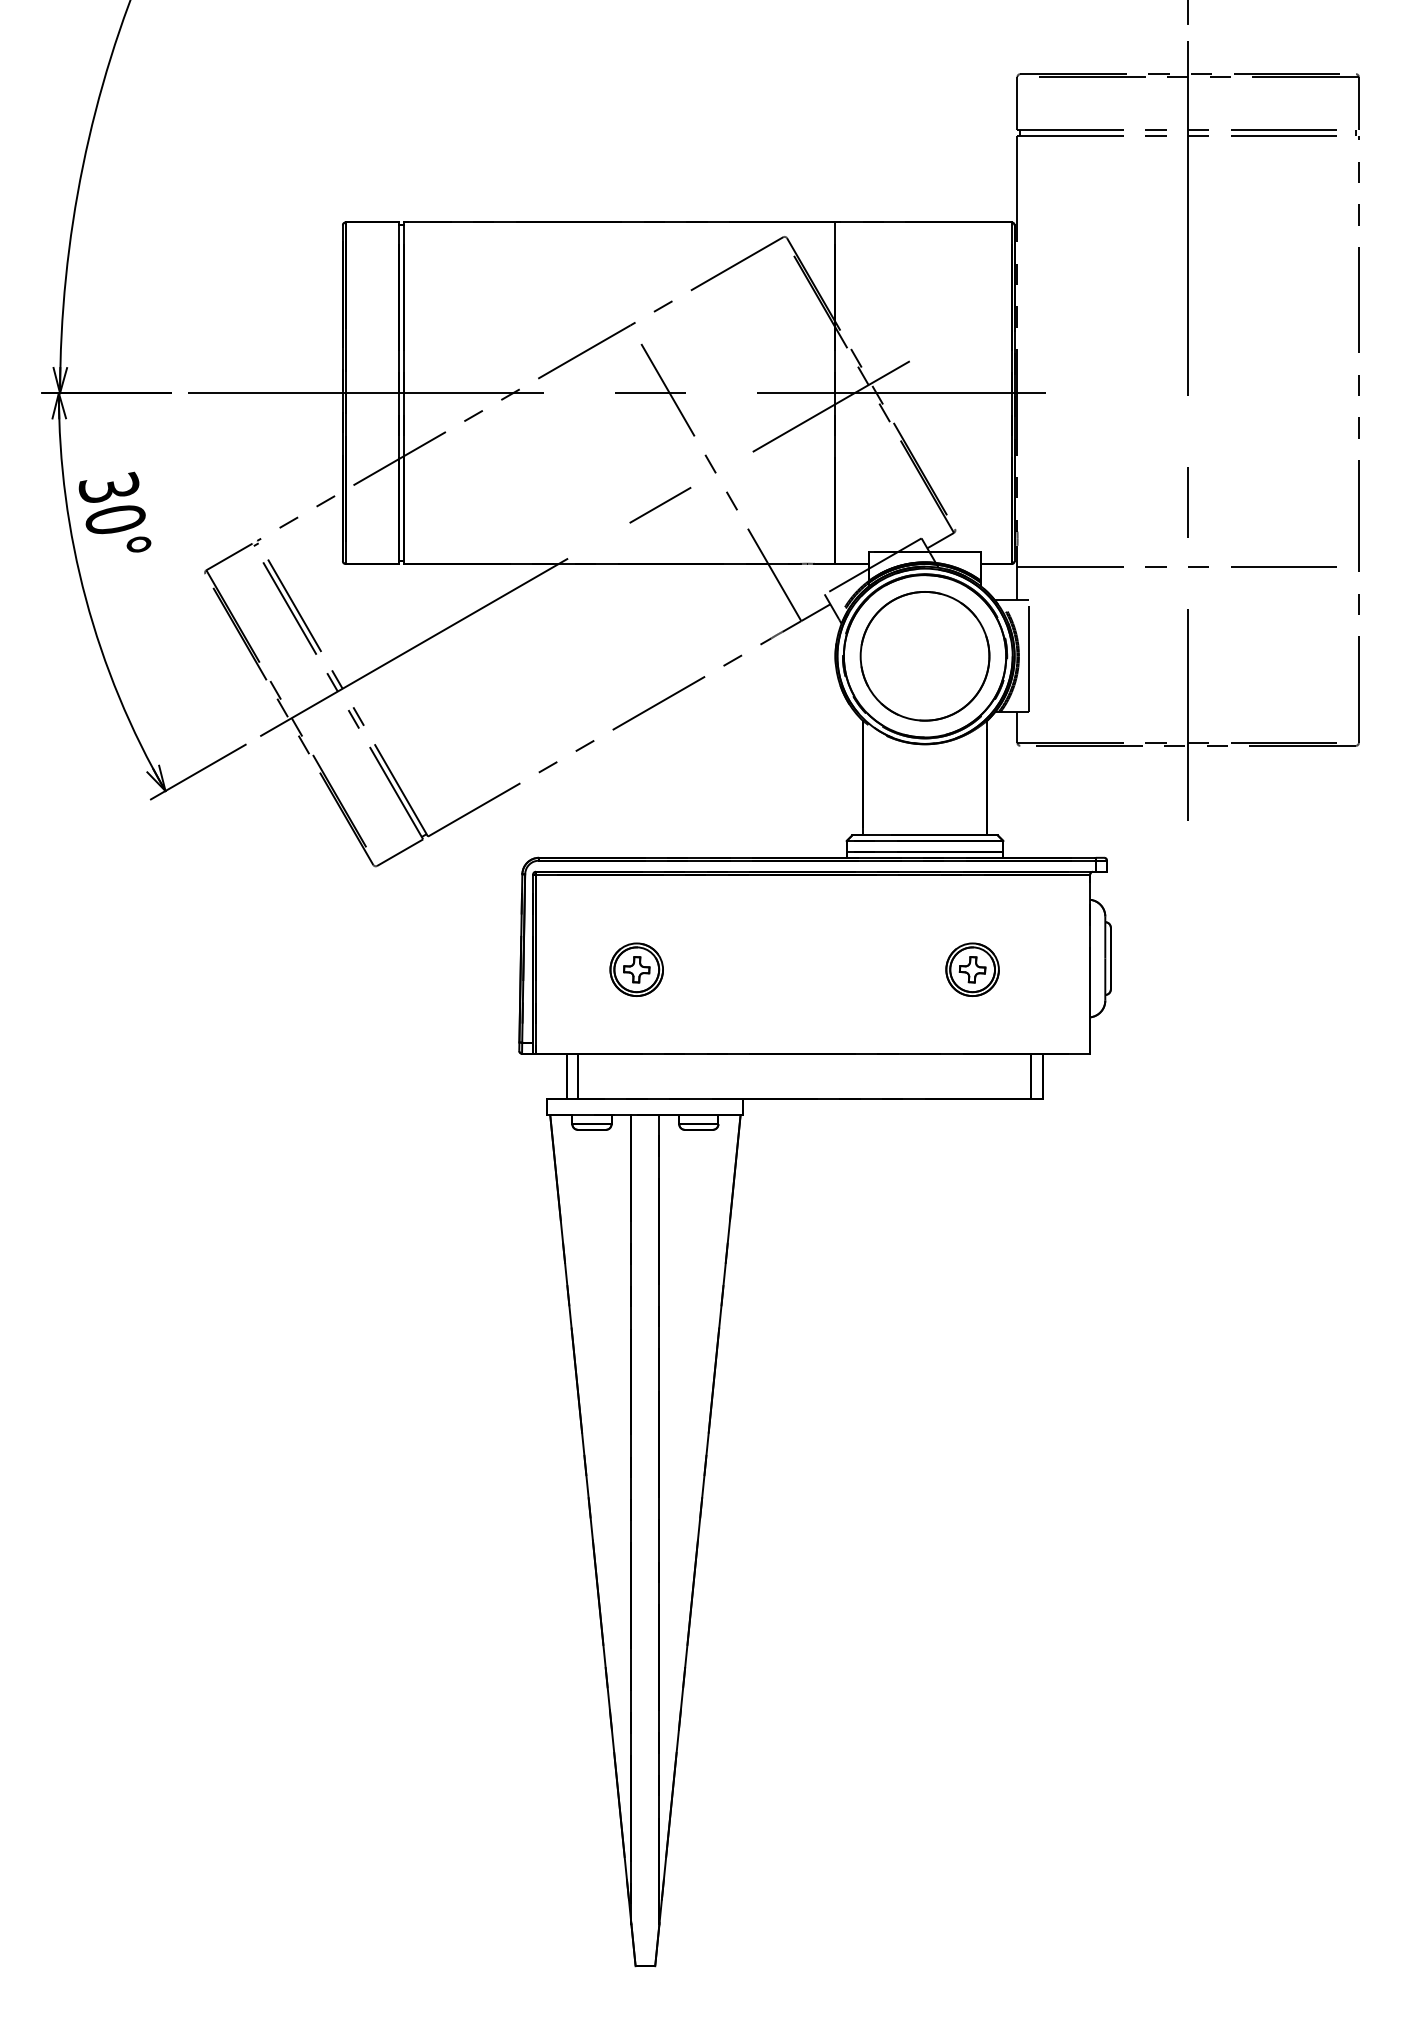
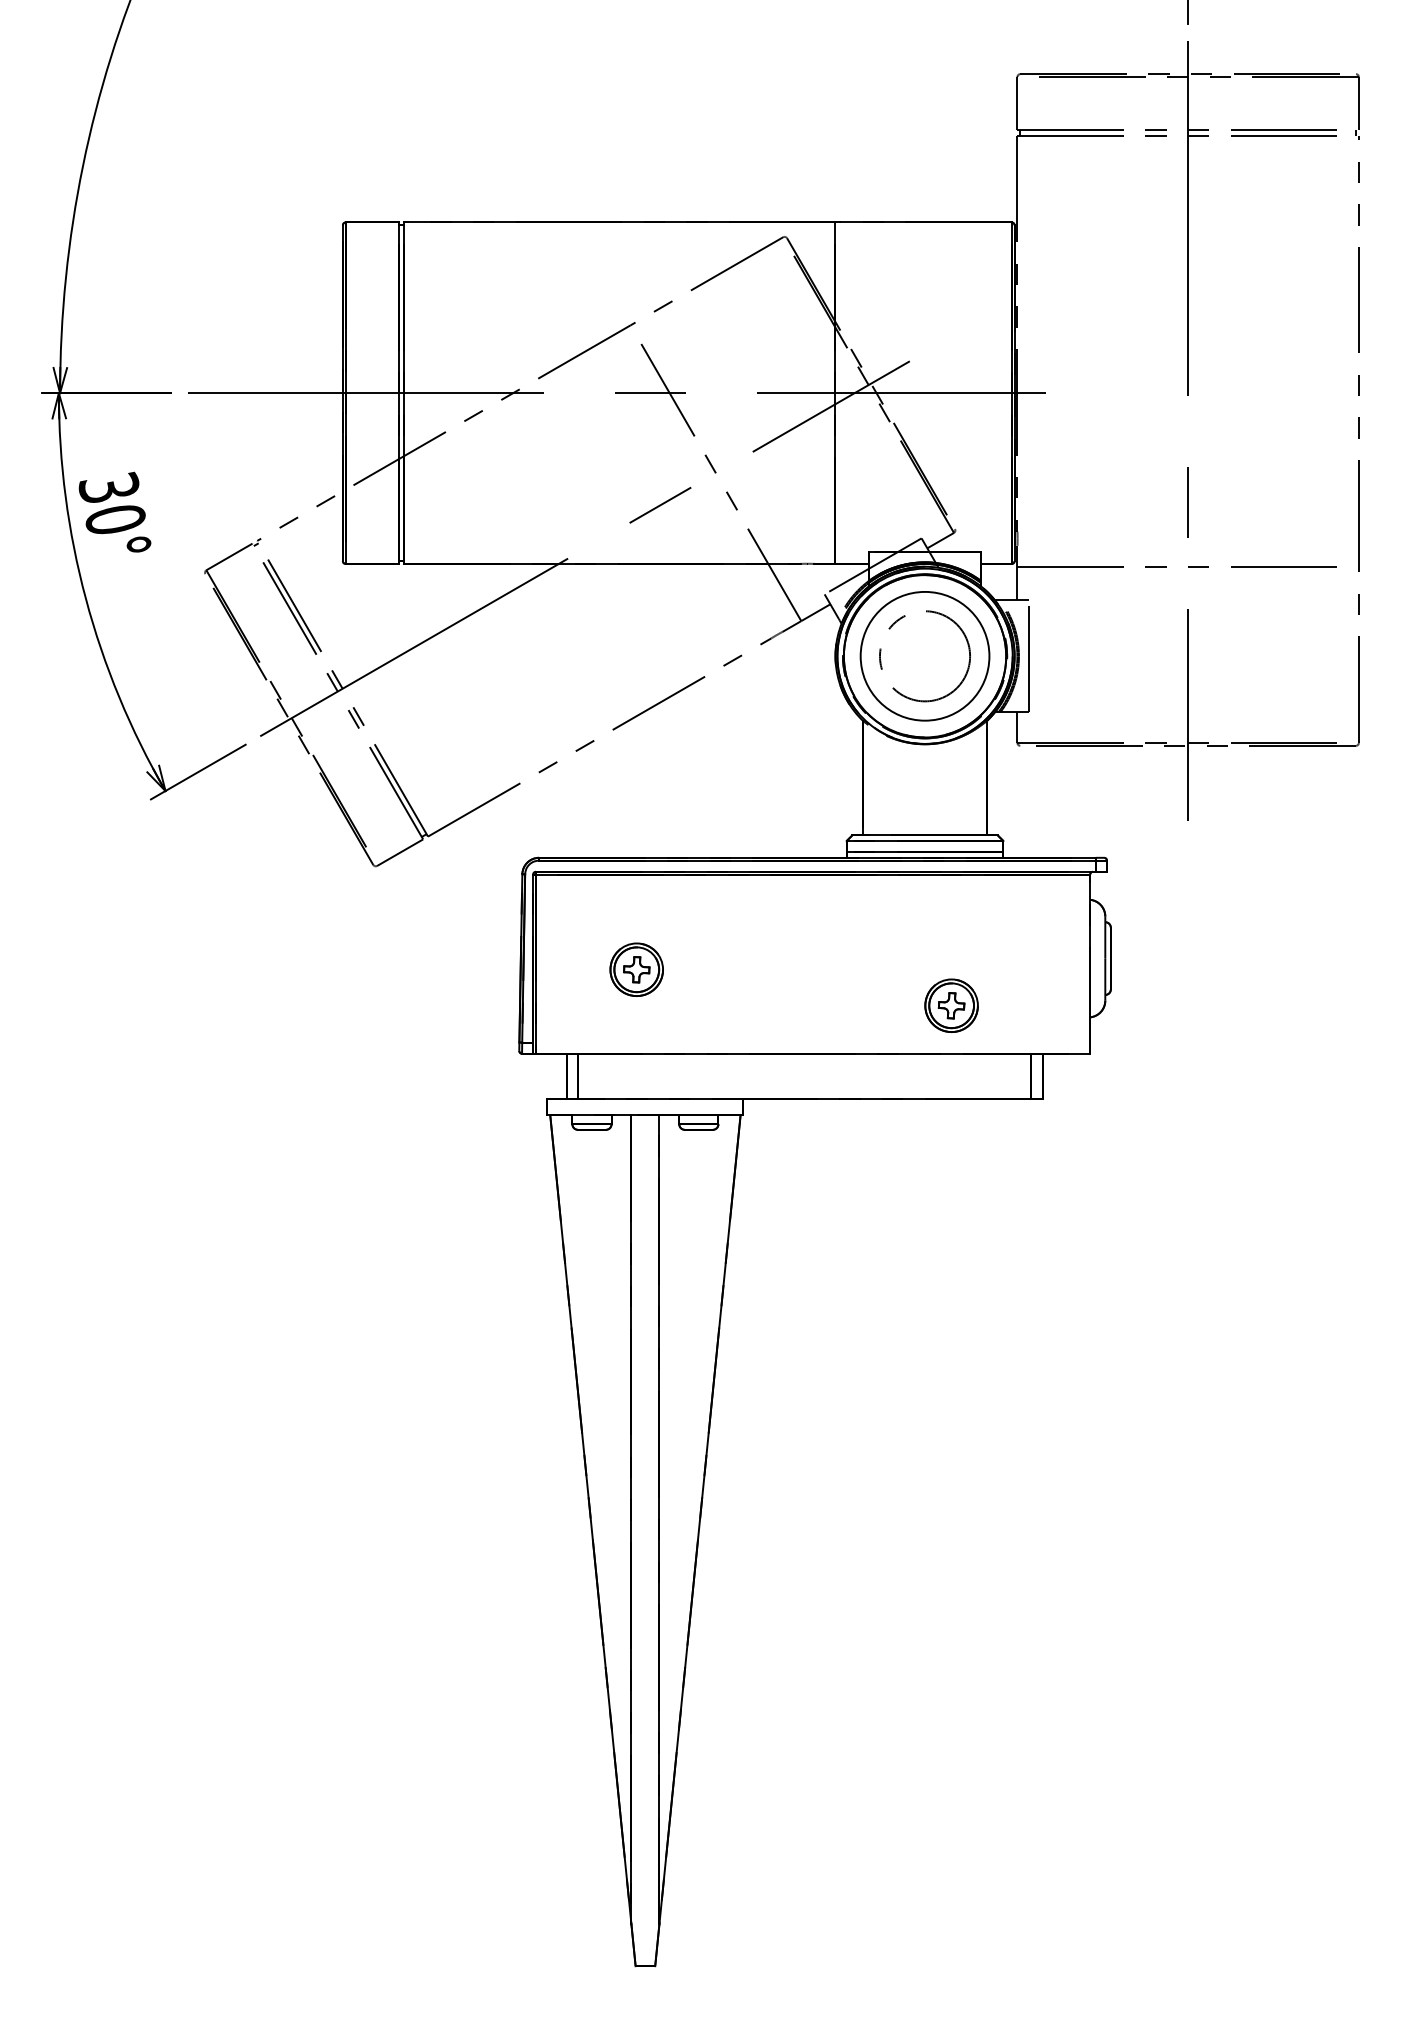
circle diameter: 129 px -> 90 px (924, 656)
part position: (972, 969) -> (951, 1005) (951, 1005)
